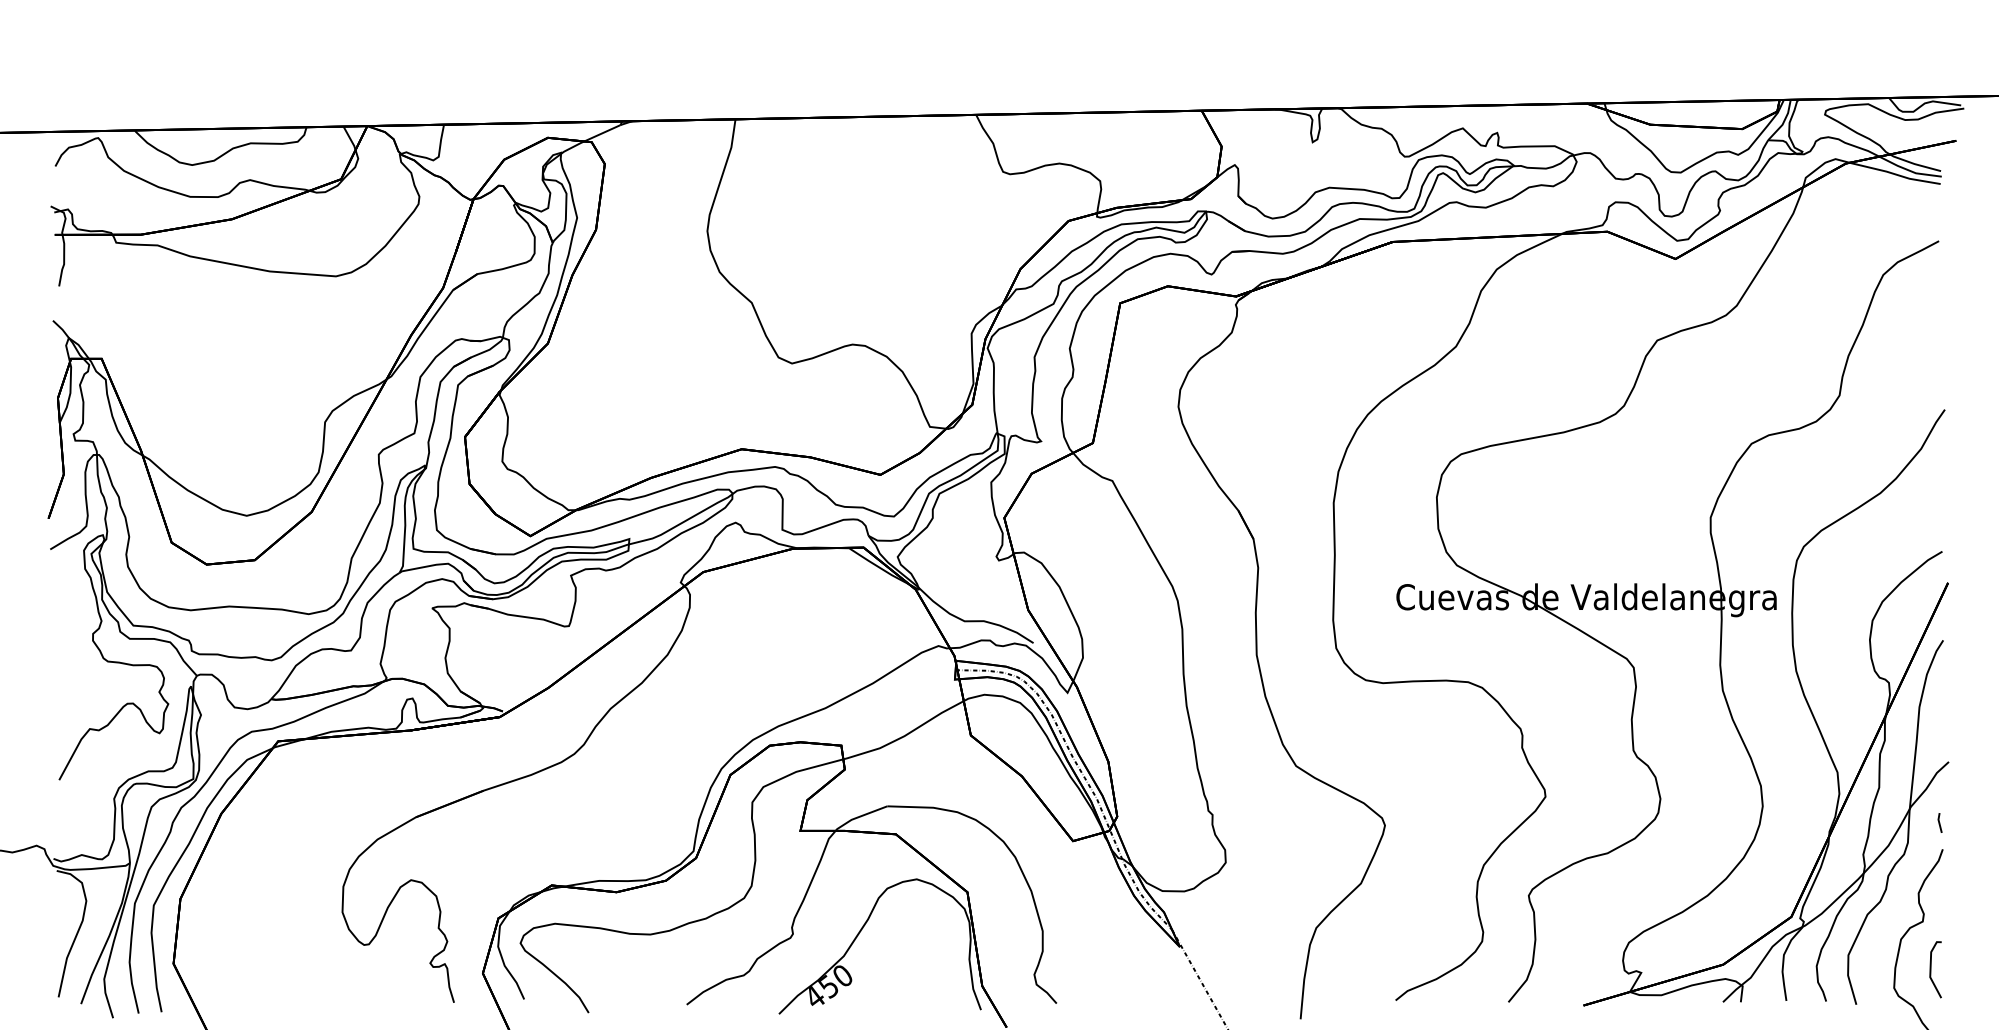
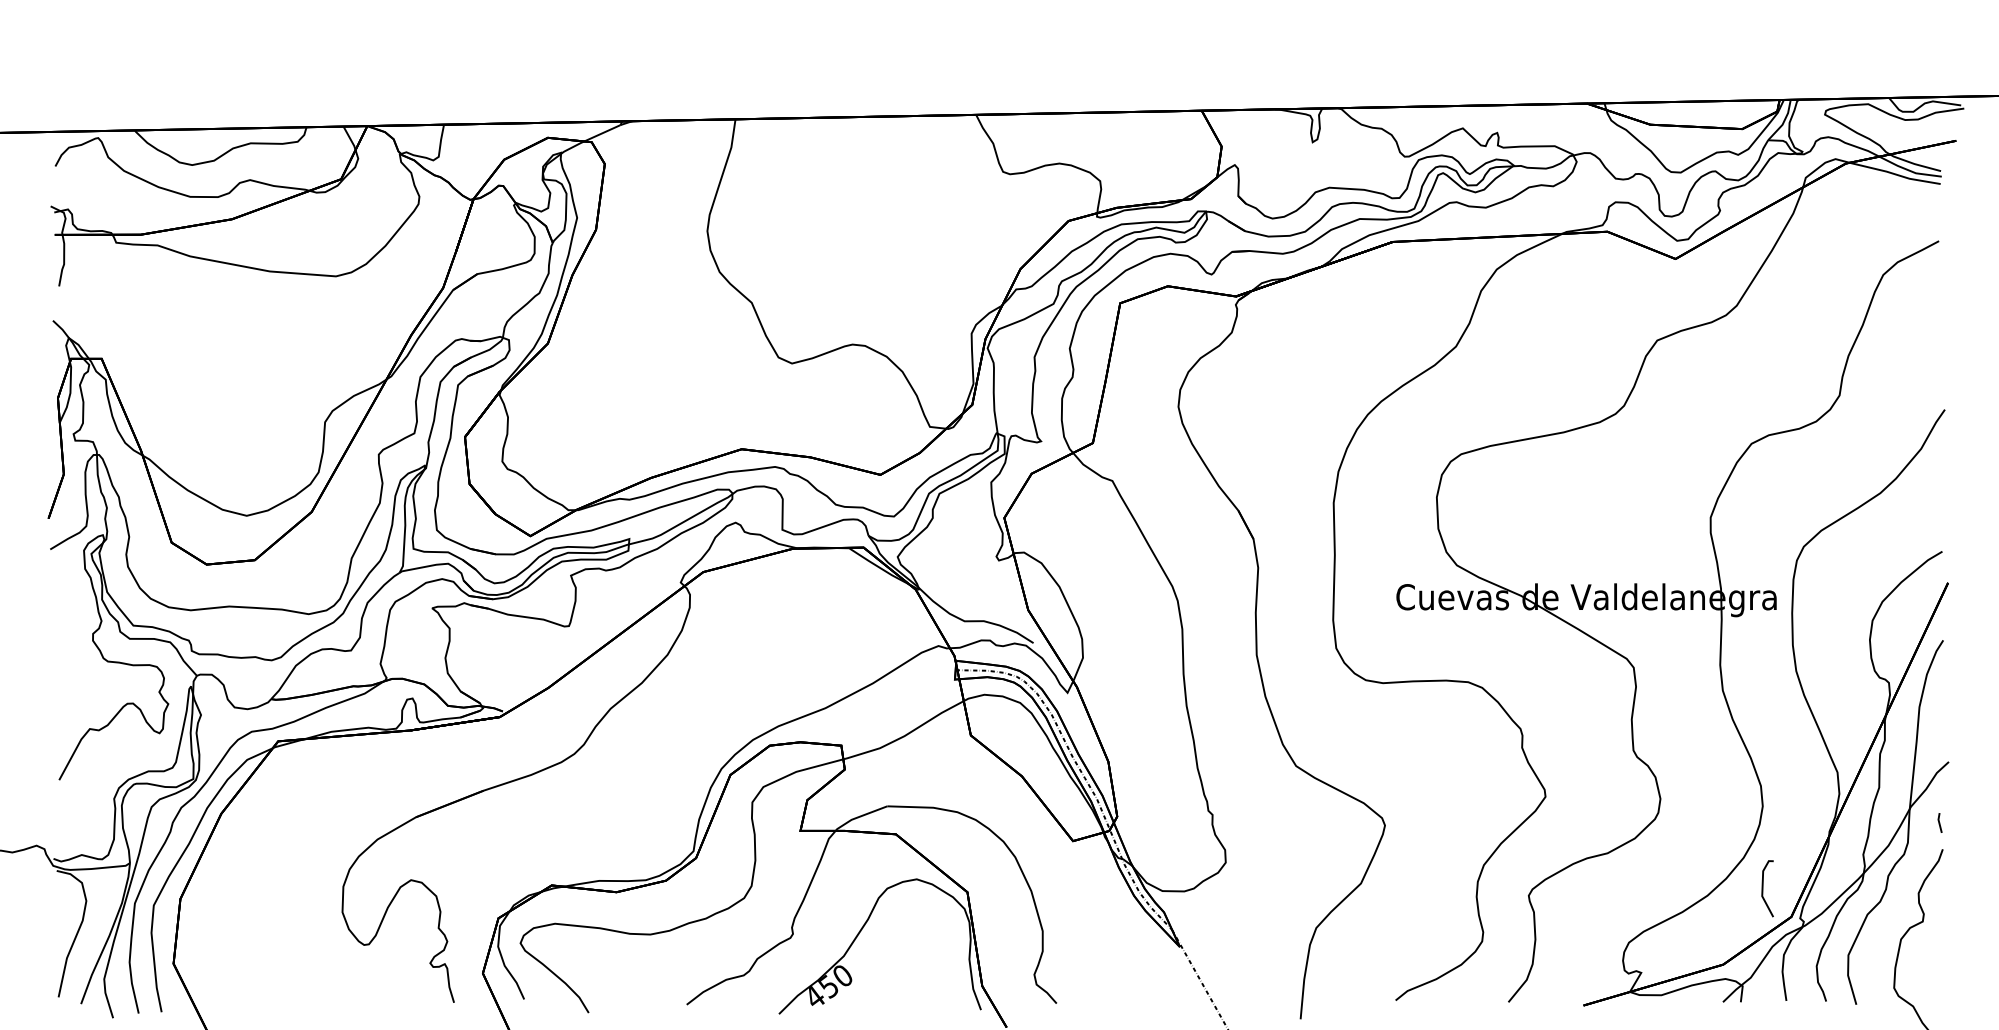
line position: (1931, 969) -> (1763, 888) (1763, 888)
